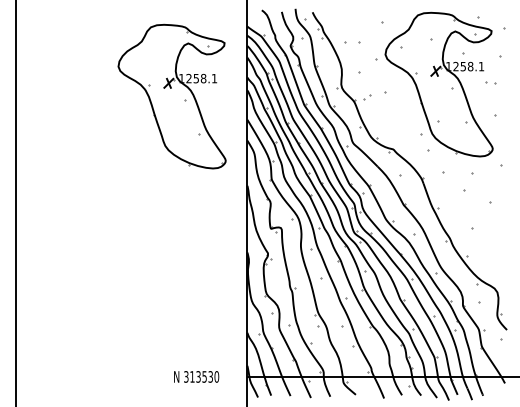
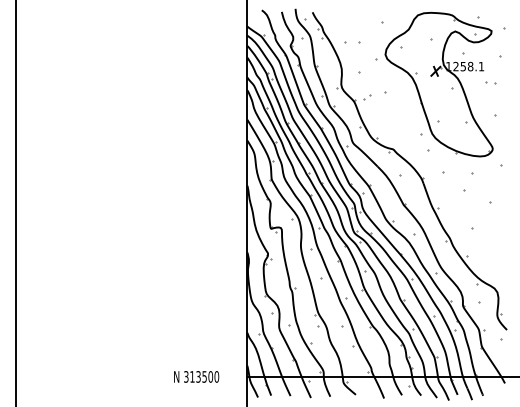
part: present -> none (171, 96)
text: 313530 -> 313500 (210, 376)
